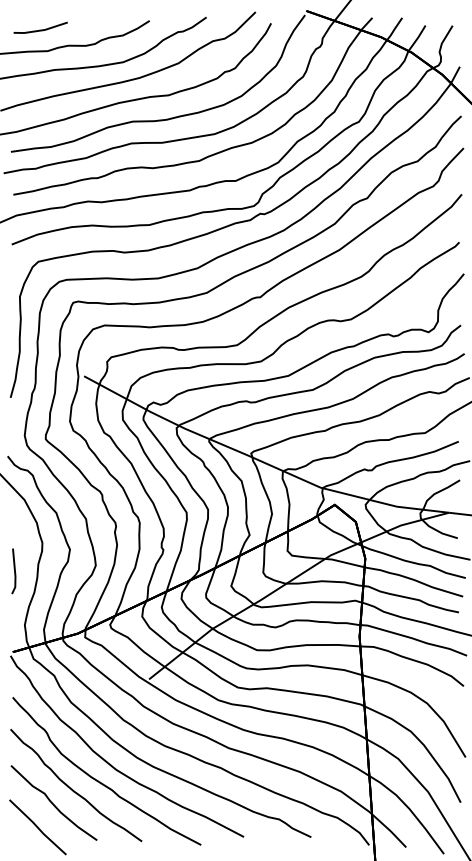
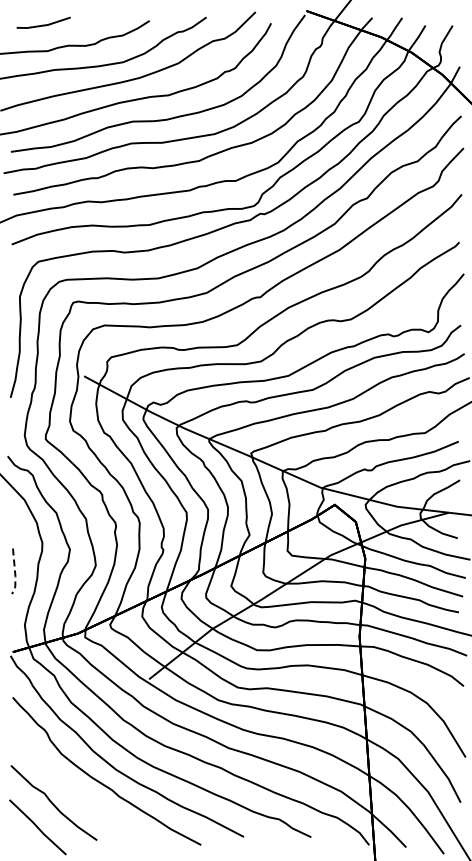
line position: (40, 29) -> (43, 24) (43, 24)
line: solid -> dashed (15, 572)
curve: present -> none (72, 788)
